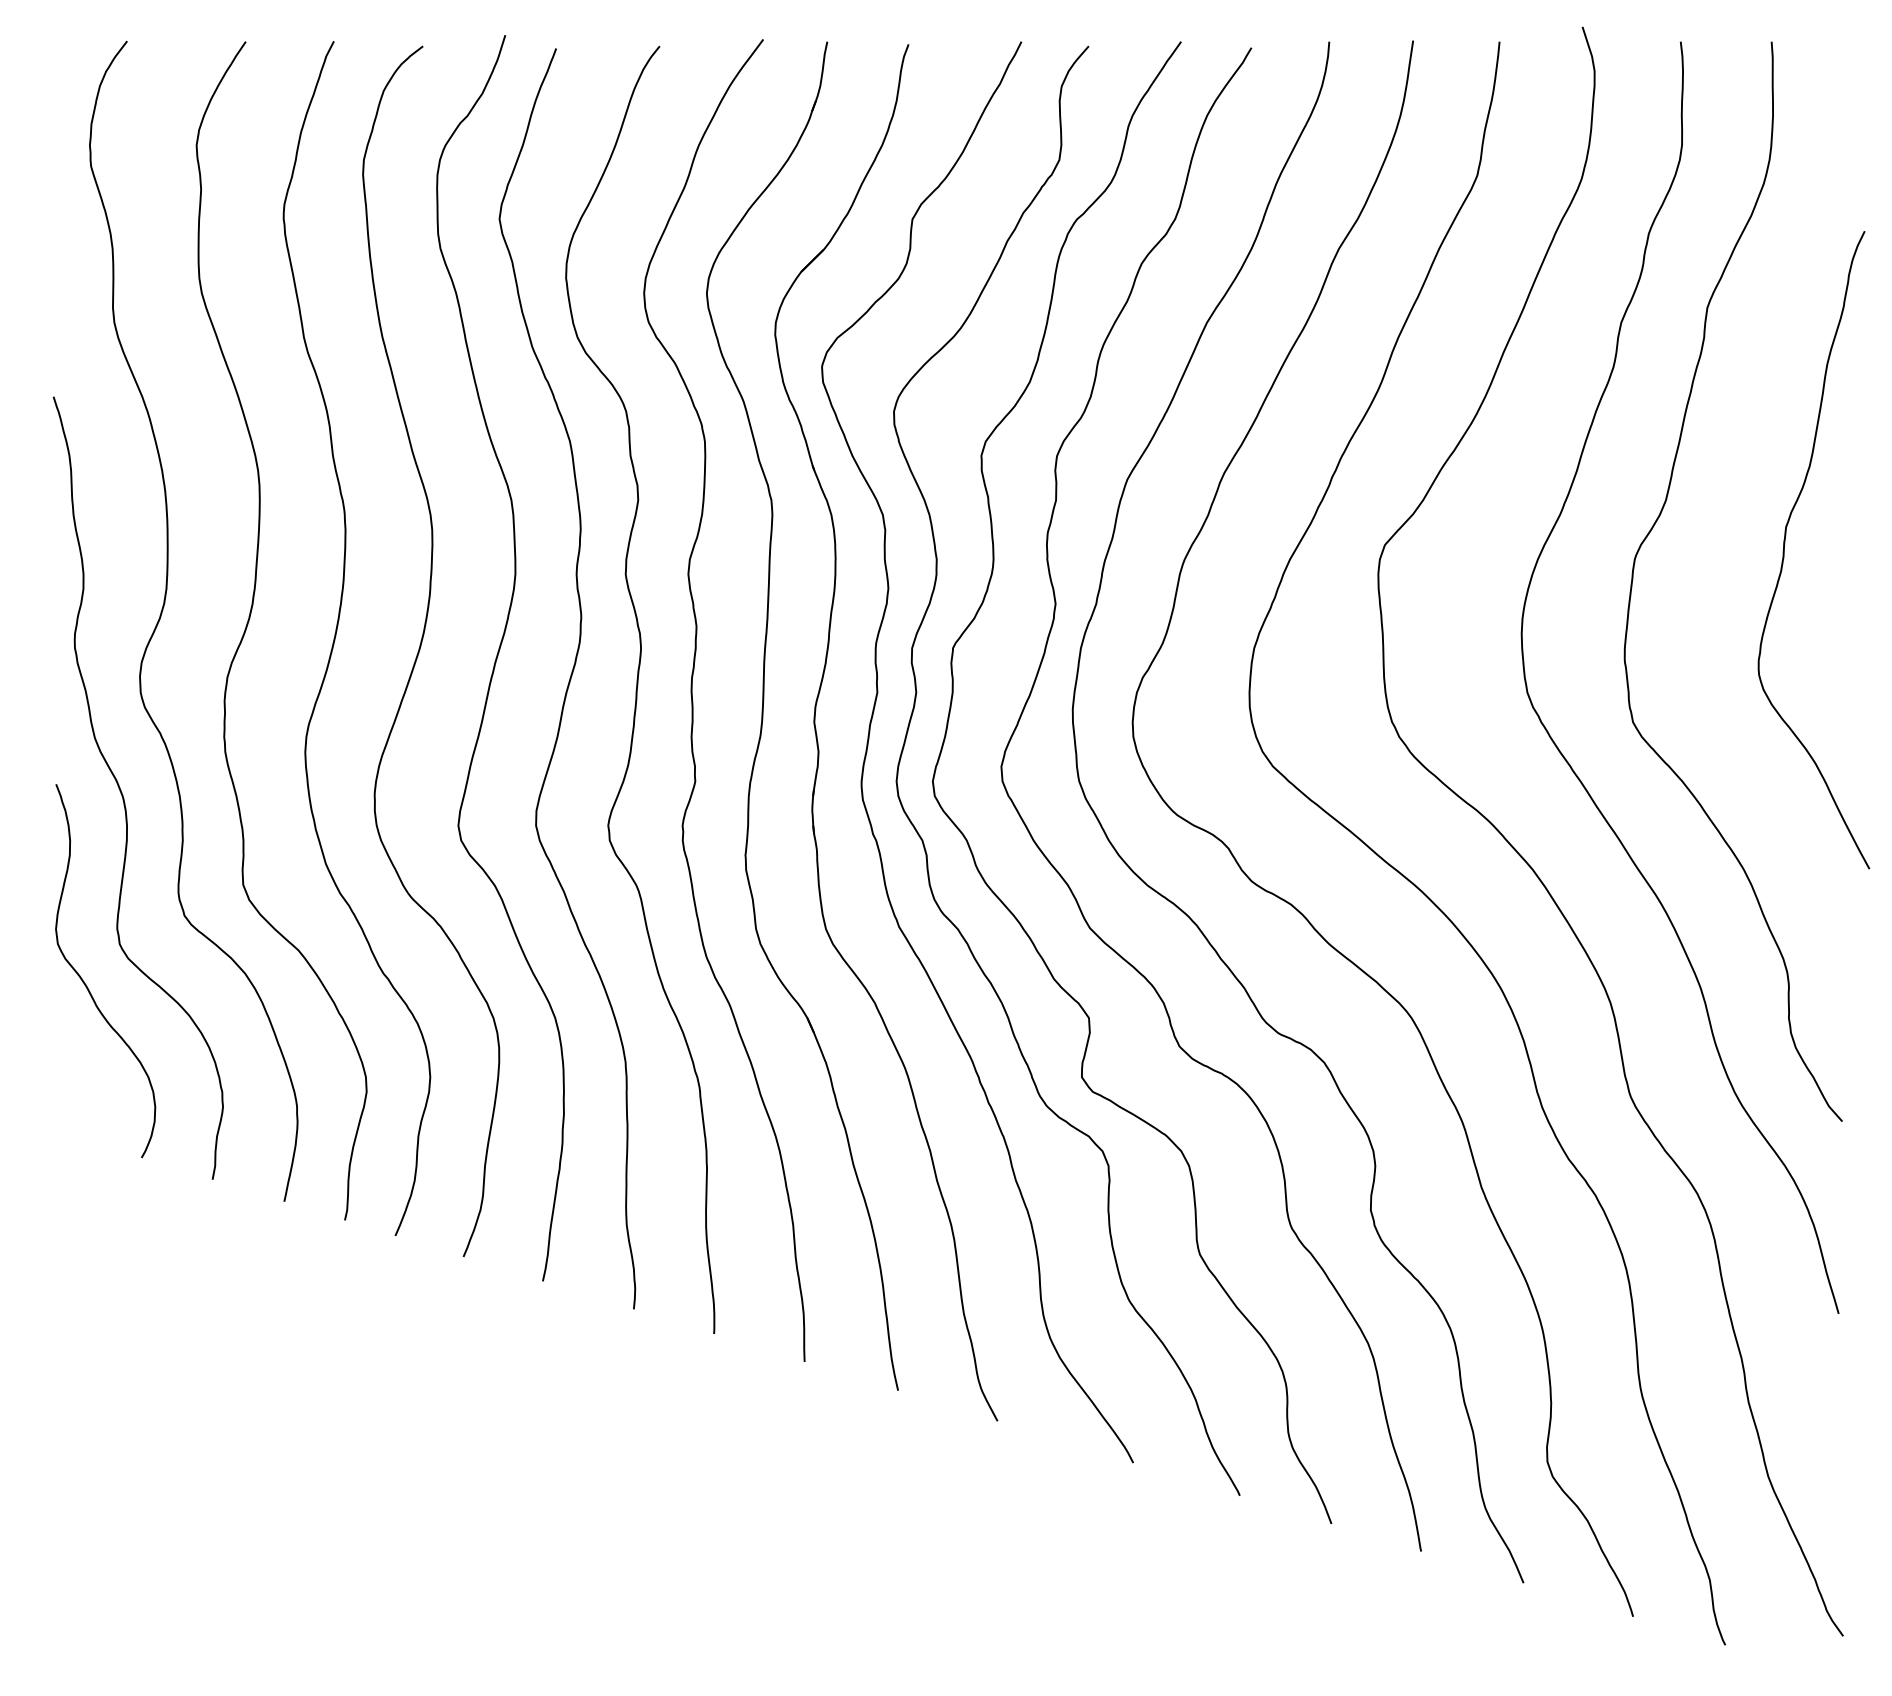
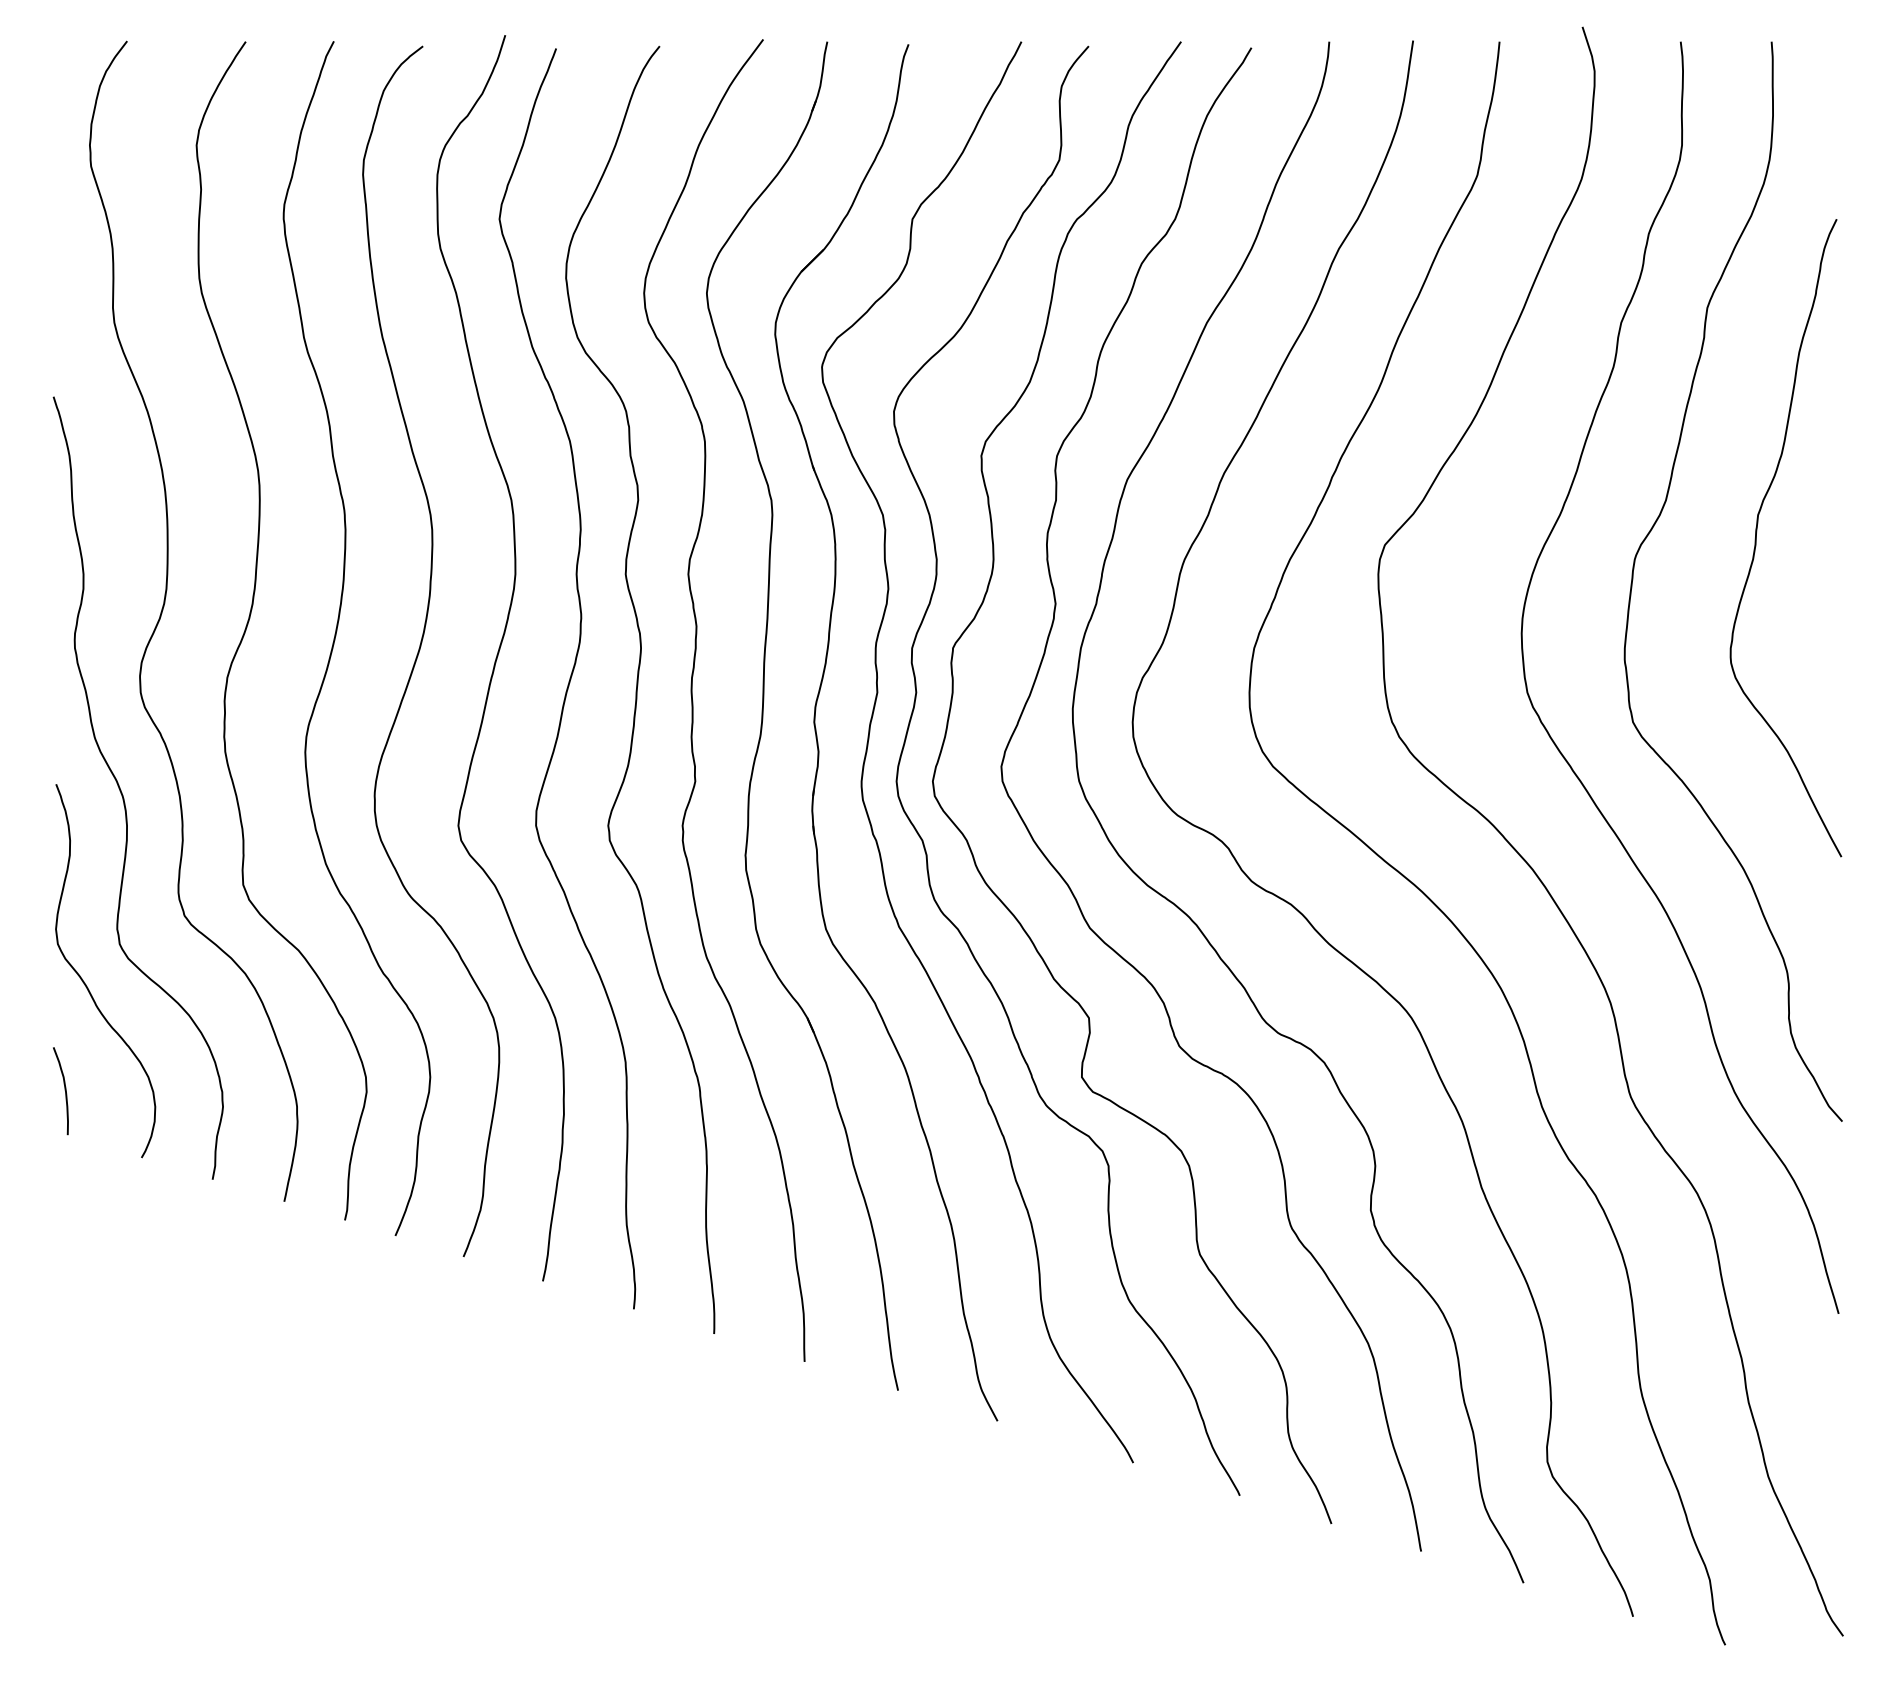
curve position: (1785, 543) -> (1757, 531) (1757, 531)
curve: none -> present (64, 1090)
